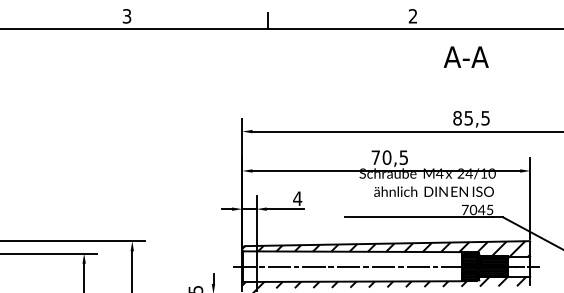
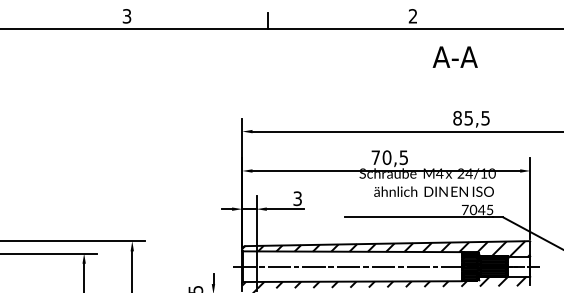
text position: (465, 56) -> (454, 56) (454, 56)
text: 4 -> 3 (297, 198)
